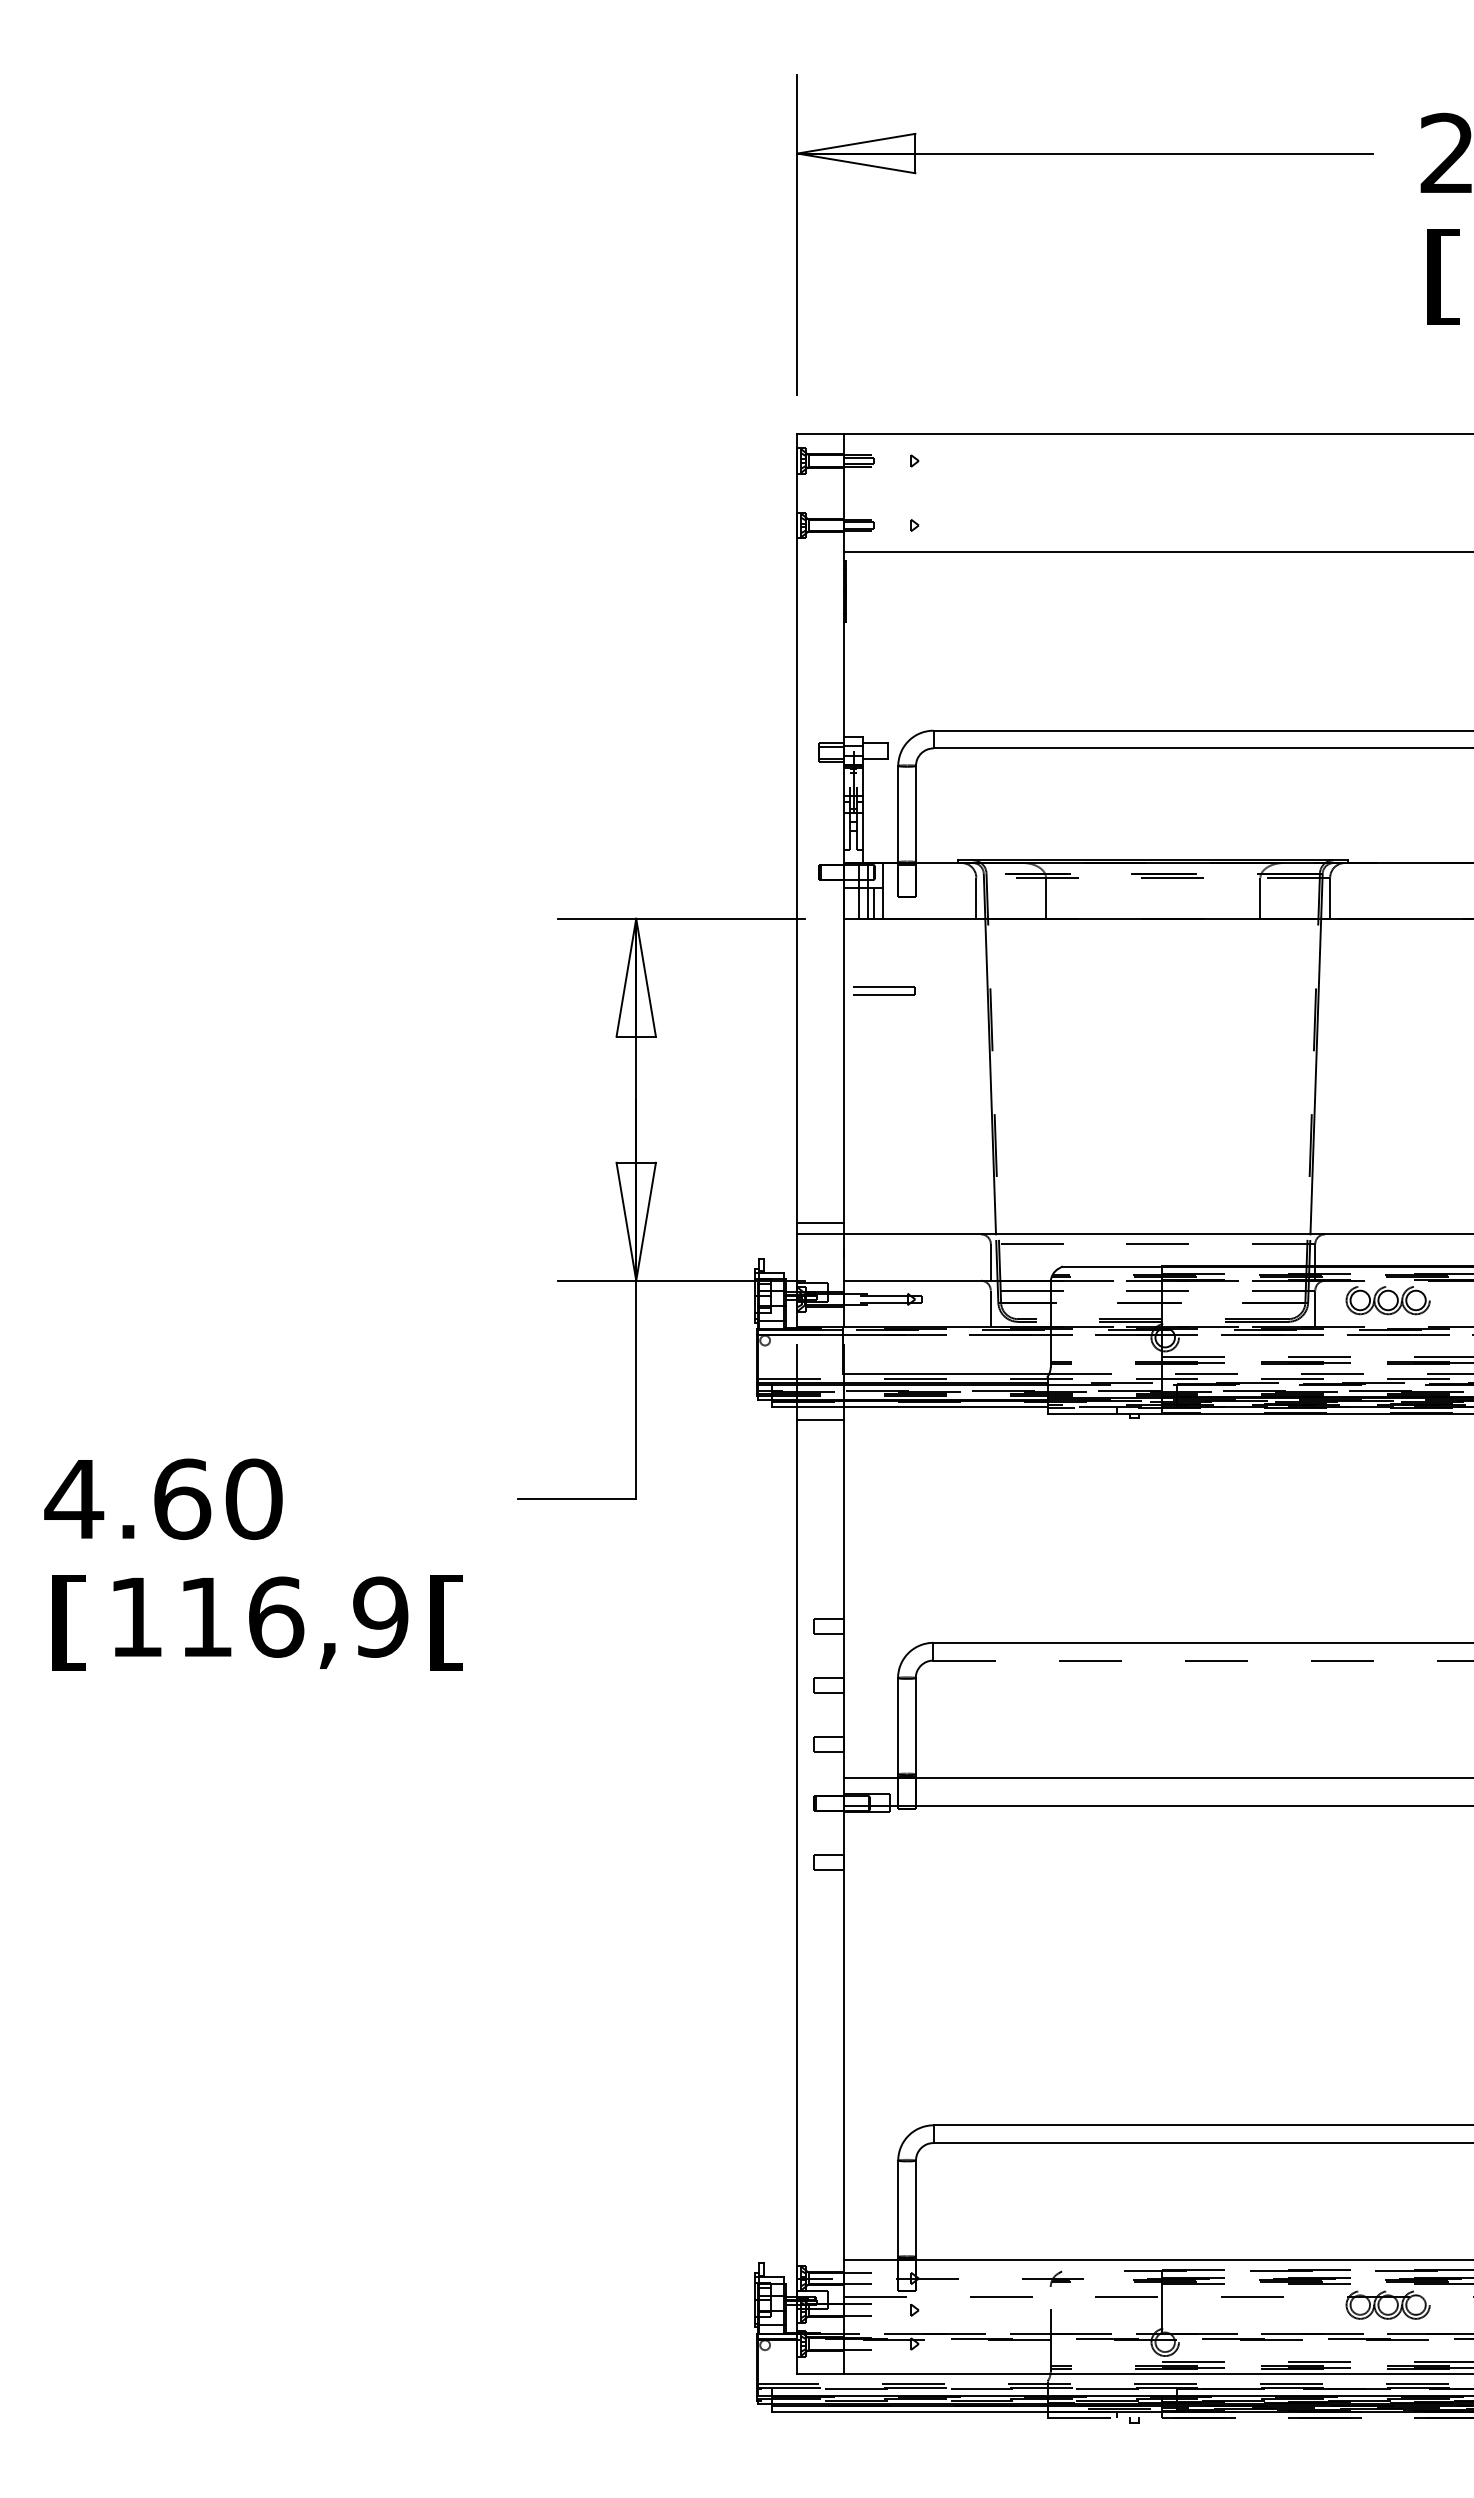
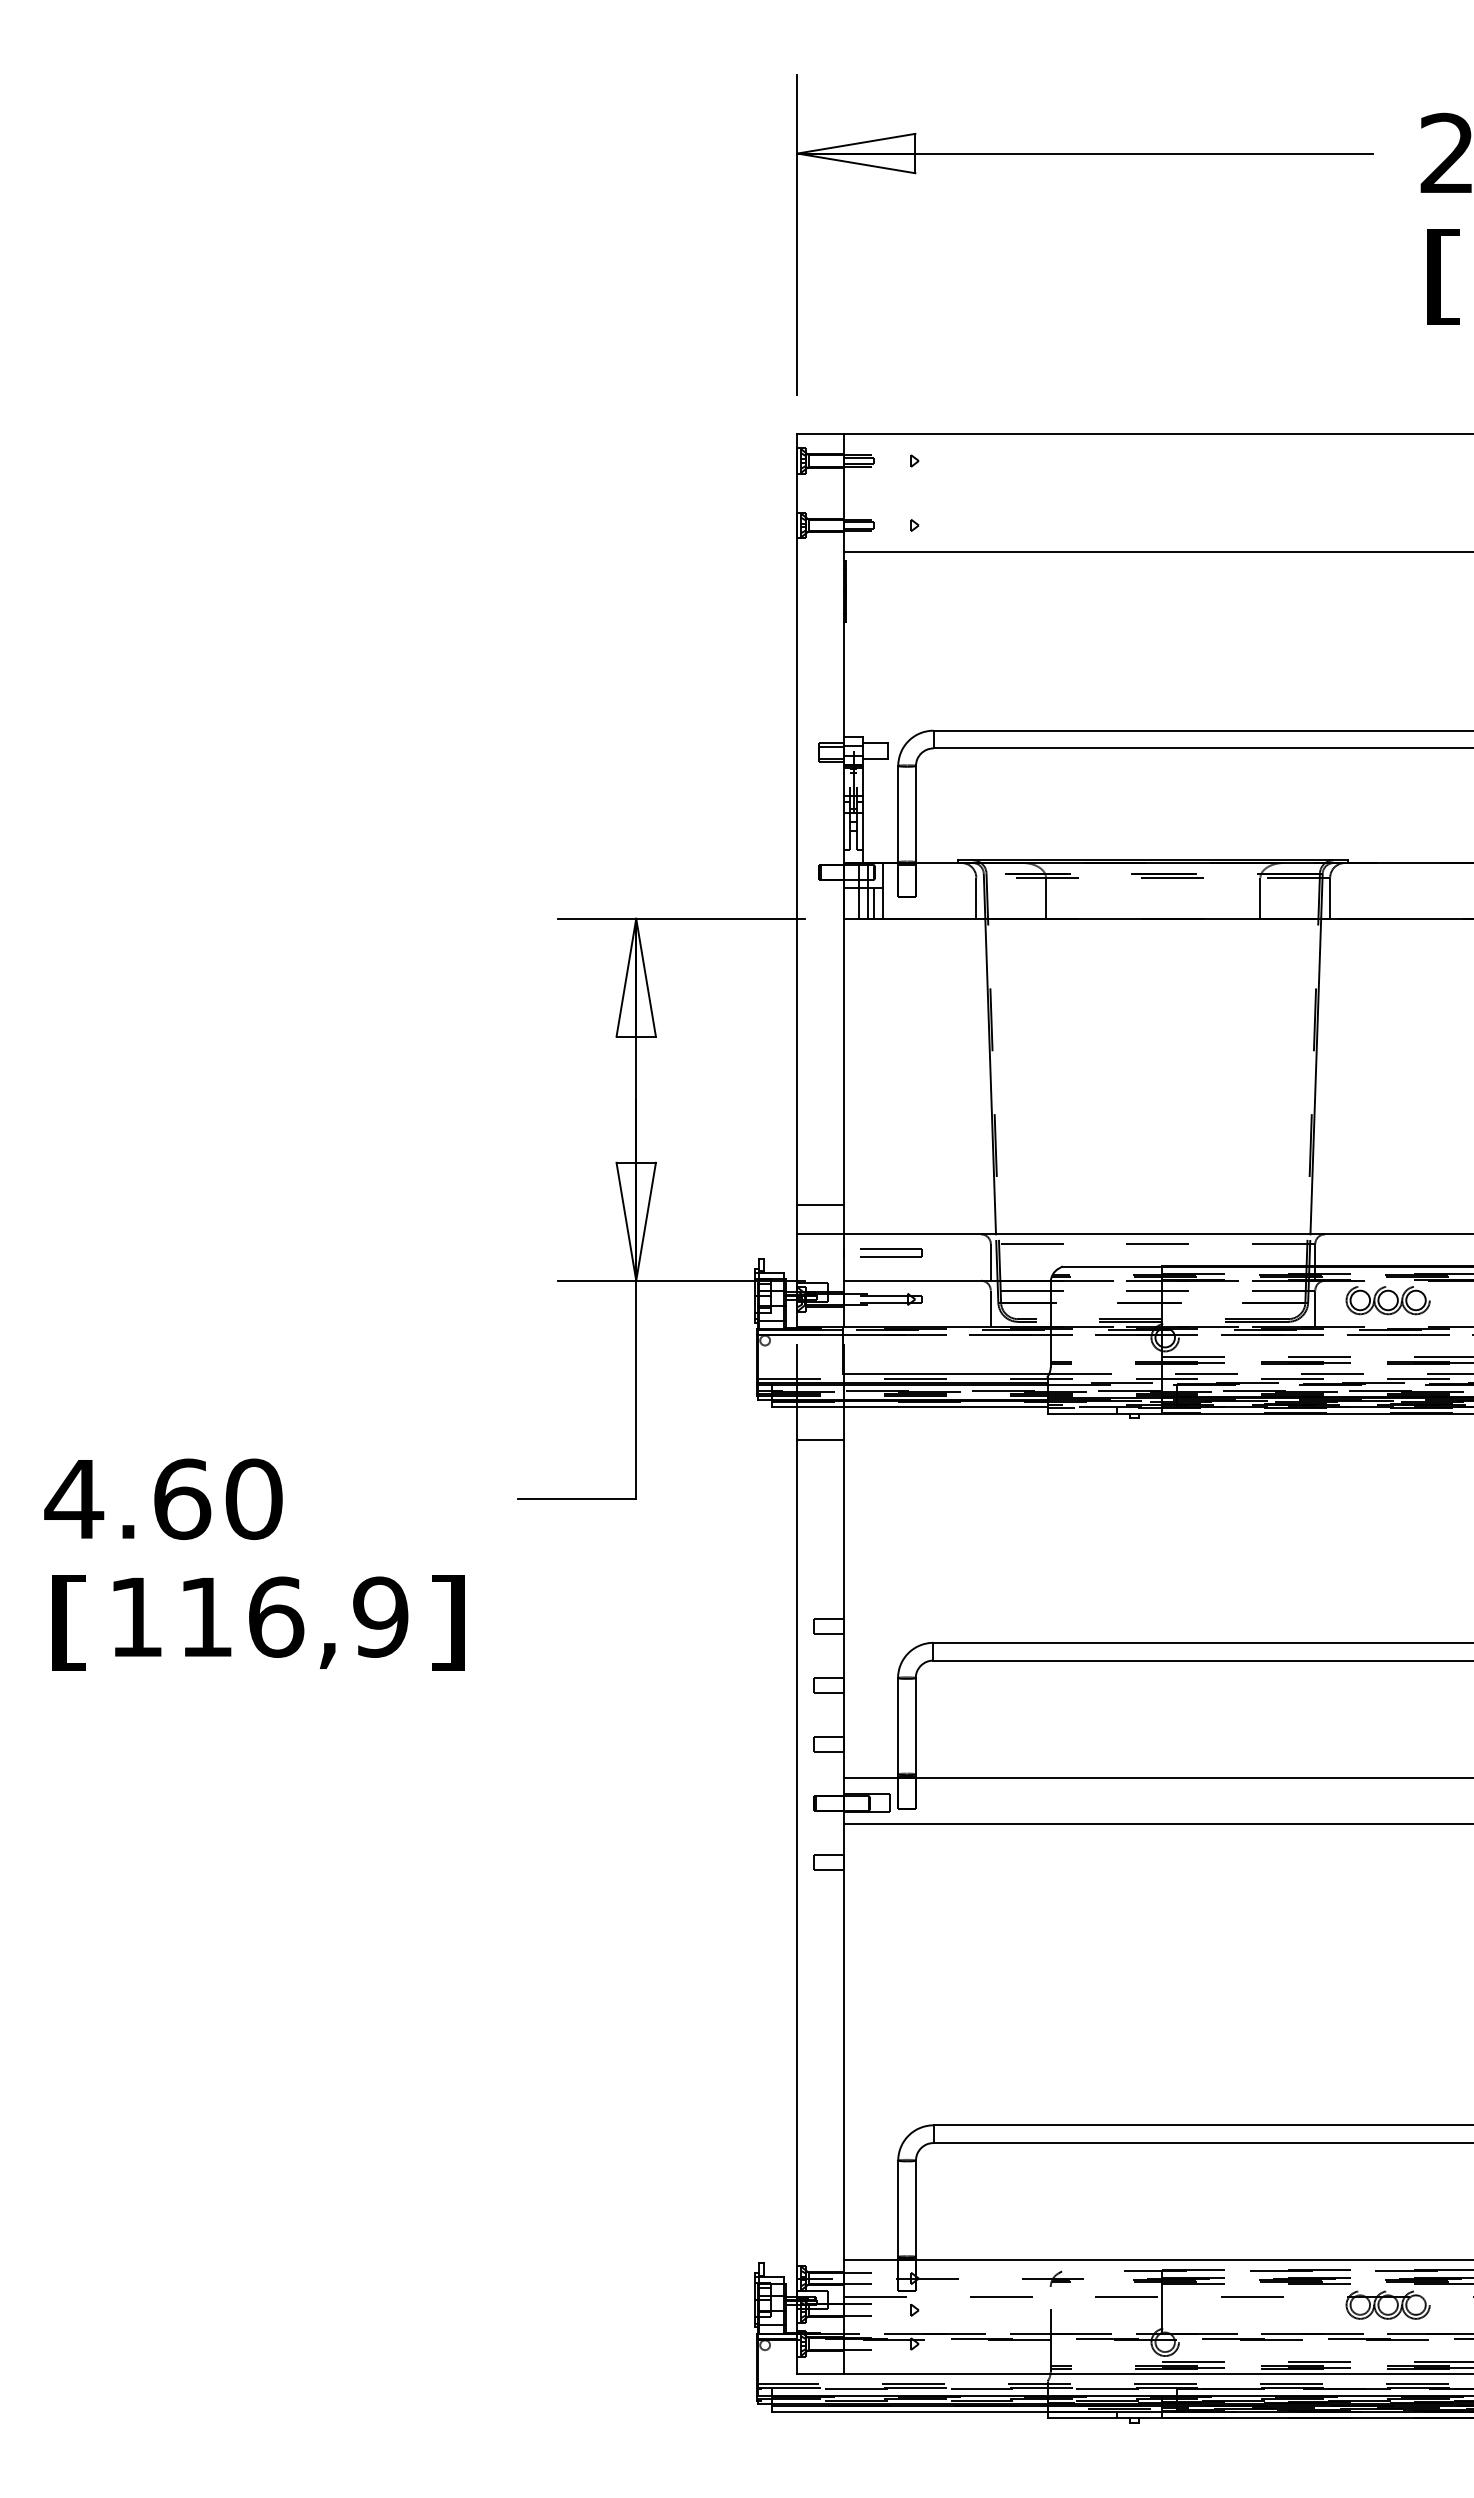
part position: (884, 990) -> (891, 1252) (891, 1252)
line position: (820, 1222) -> (820, 1204) (820, 1204)
line position: (820, 1420) -> (820, 1440) (820, 1440)
text: [ -> ] (447, 1622)
line: dashed -> solid (1204, 1660)
line position: (1156, 1805) -> (1156, 1823) (1156, 1823)
line: dashed -> solid (1261, 2418)
